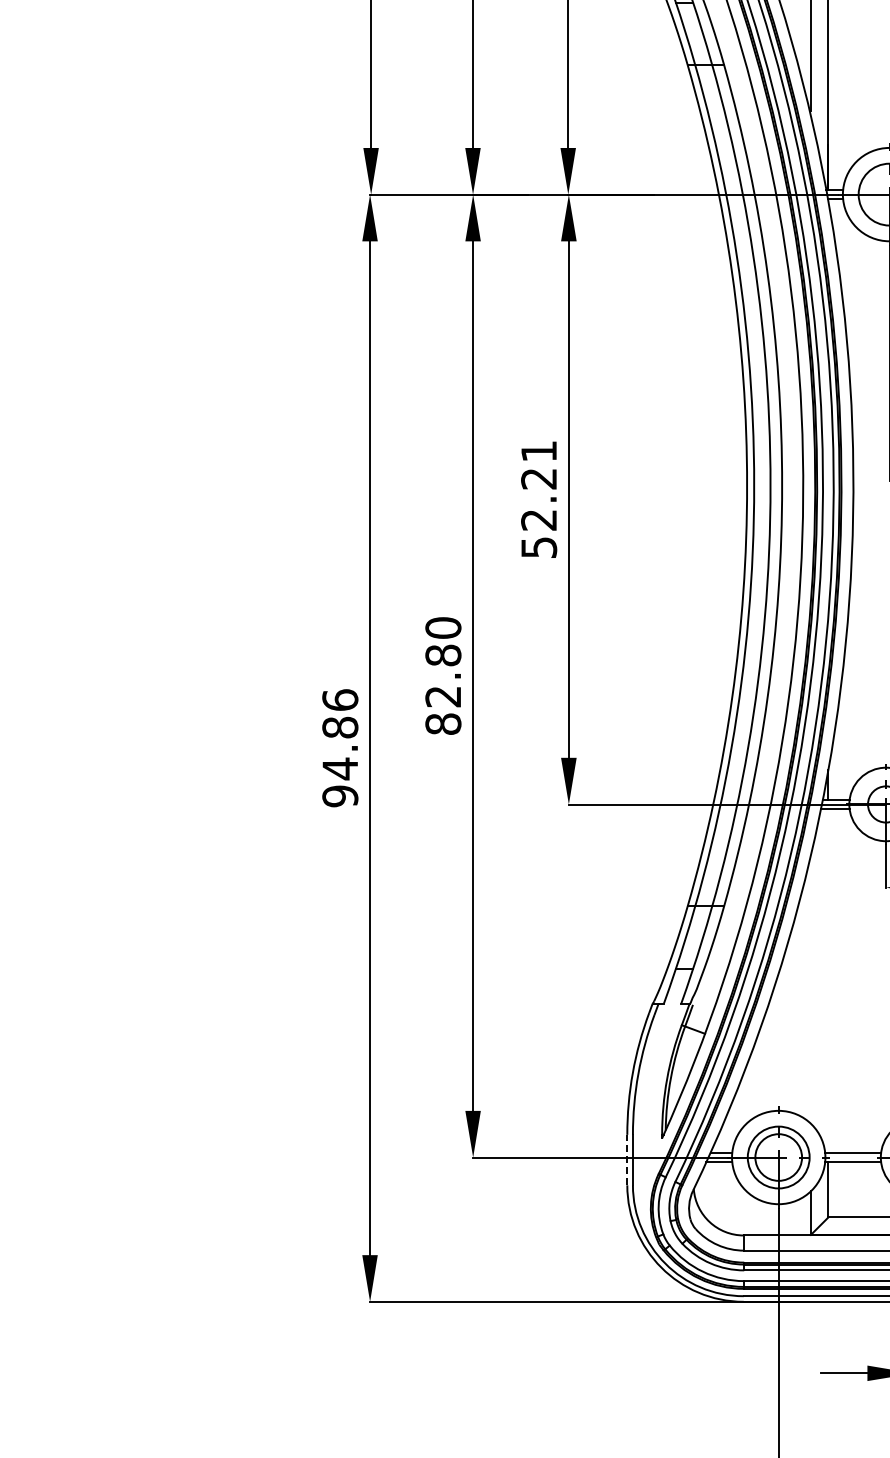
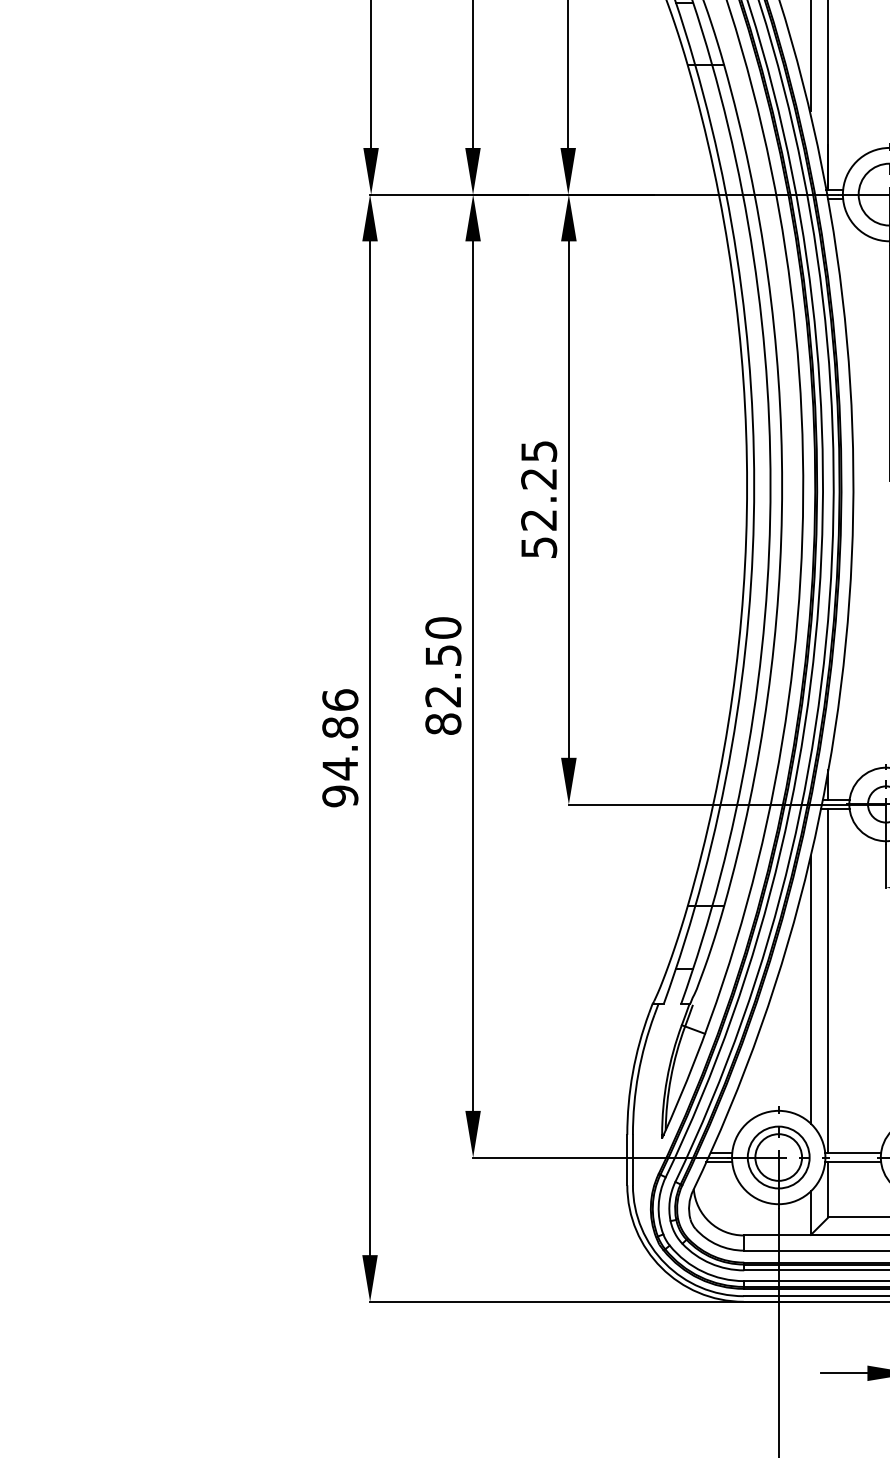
text: 52.21 -> 52.25 (539, 451)
text: 82.80 -> 82.50 (443, 655)
line: none -> present (828, 980)
line: none -> present (810, 989)
line: dashed -> solid (627, 1159)
